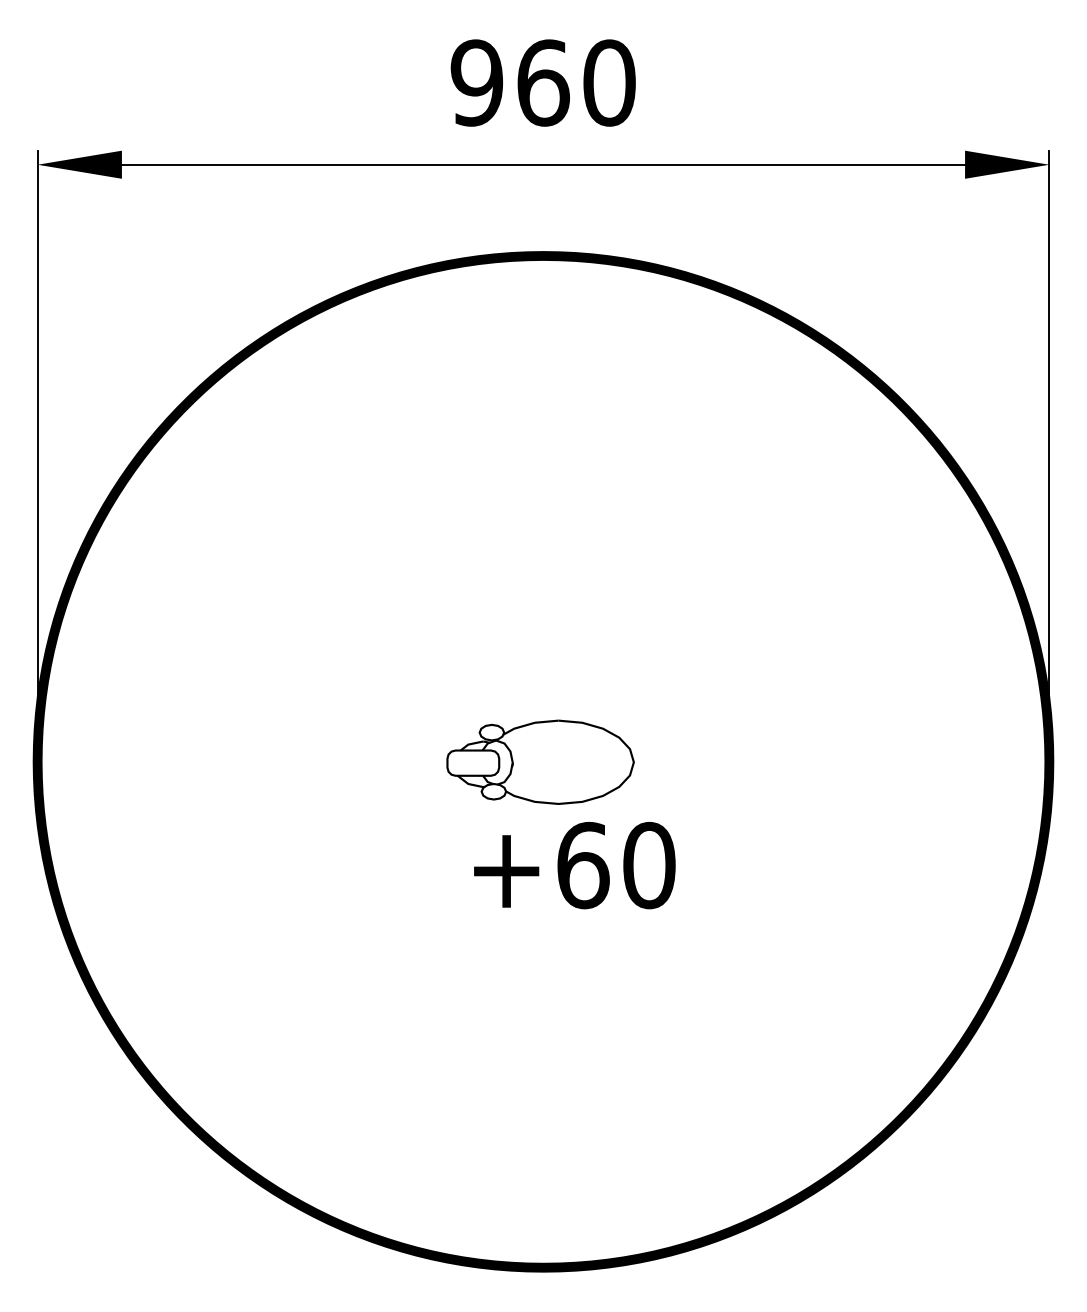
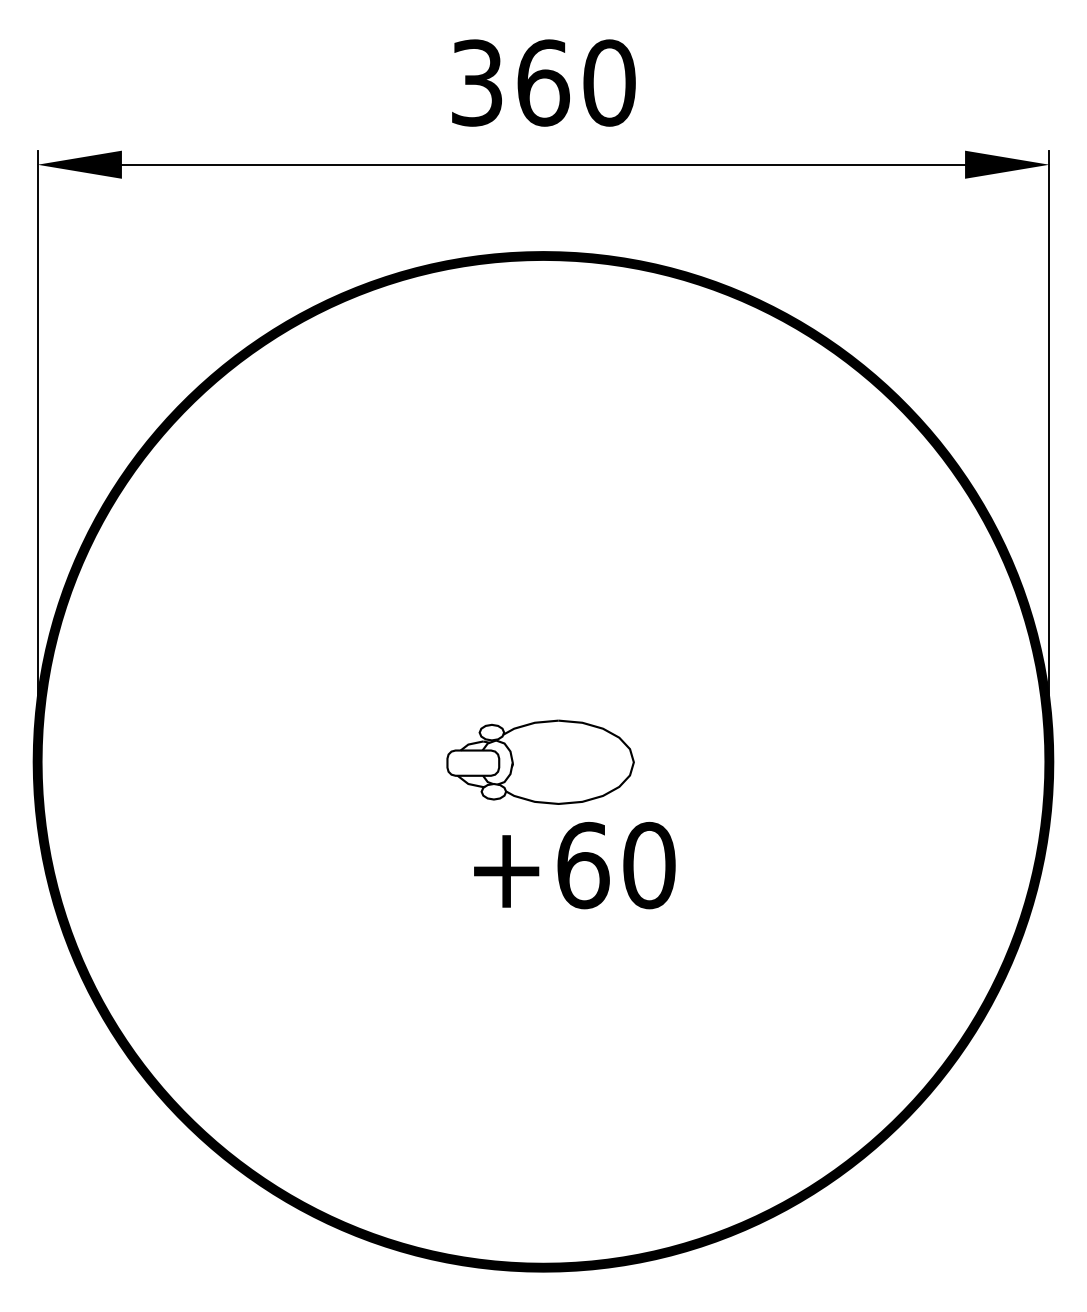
text: 960 -> 360 (476, 82)
